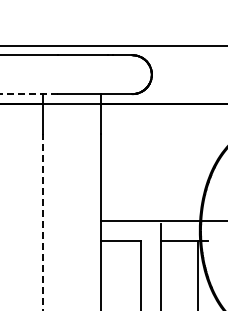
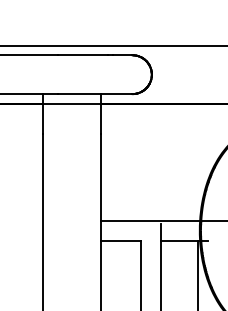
line: dashed -> solid (29, 94)
line: dashed -> solid (42, 221)
